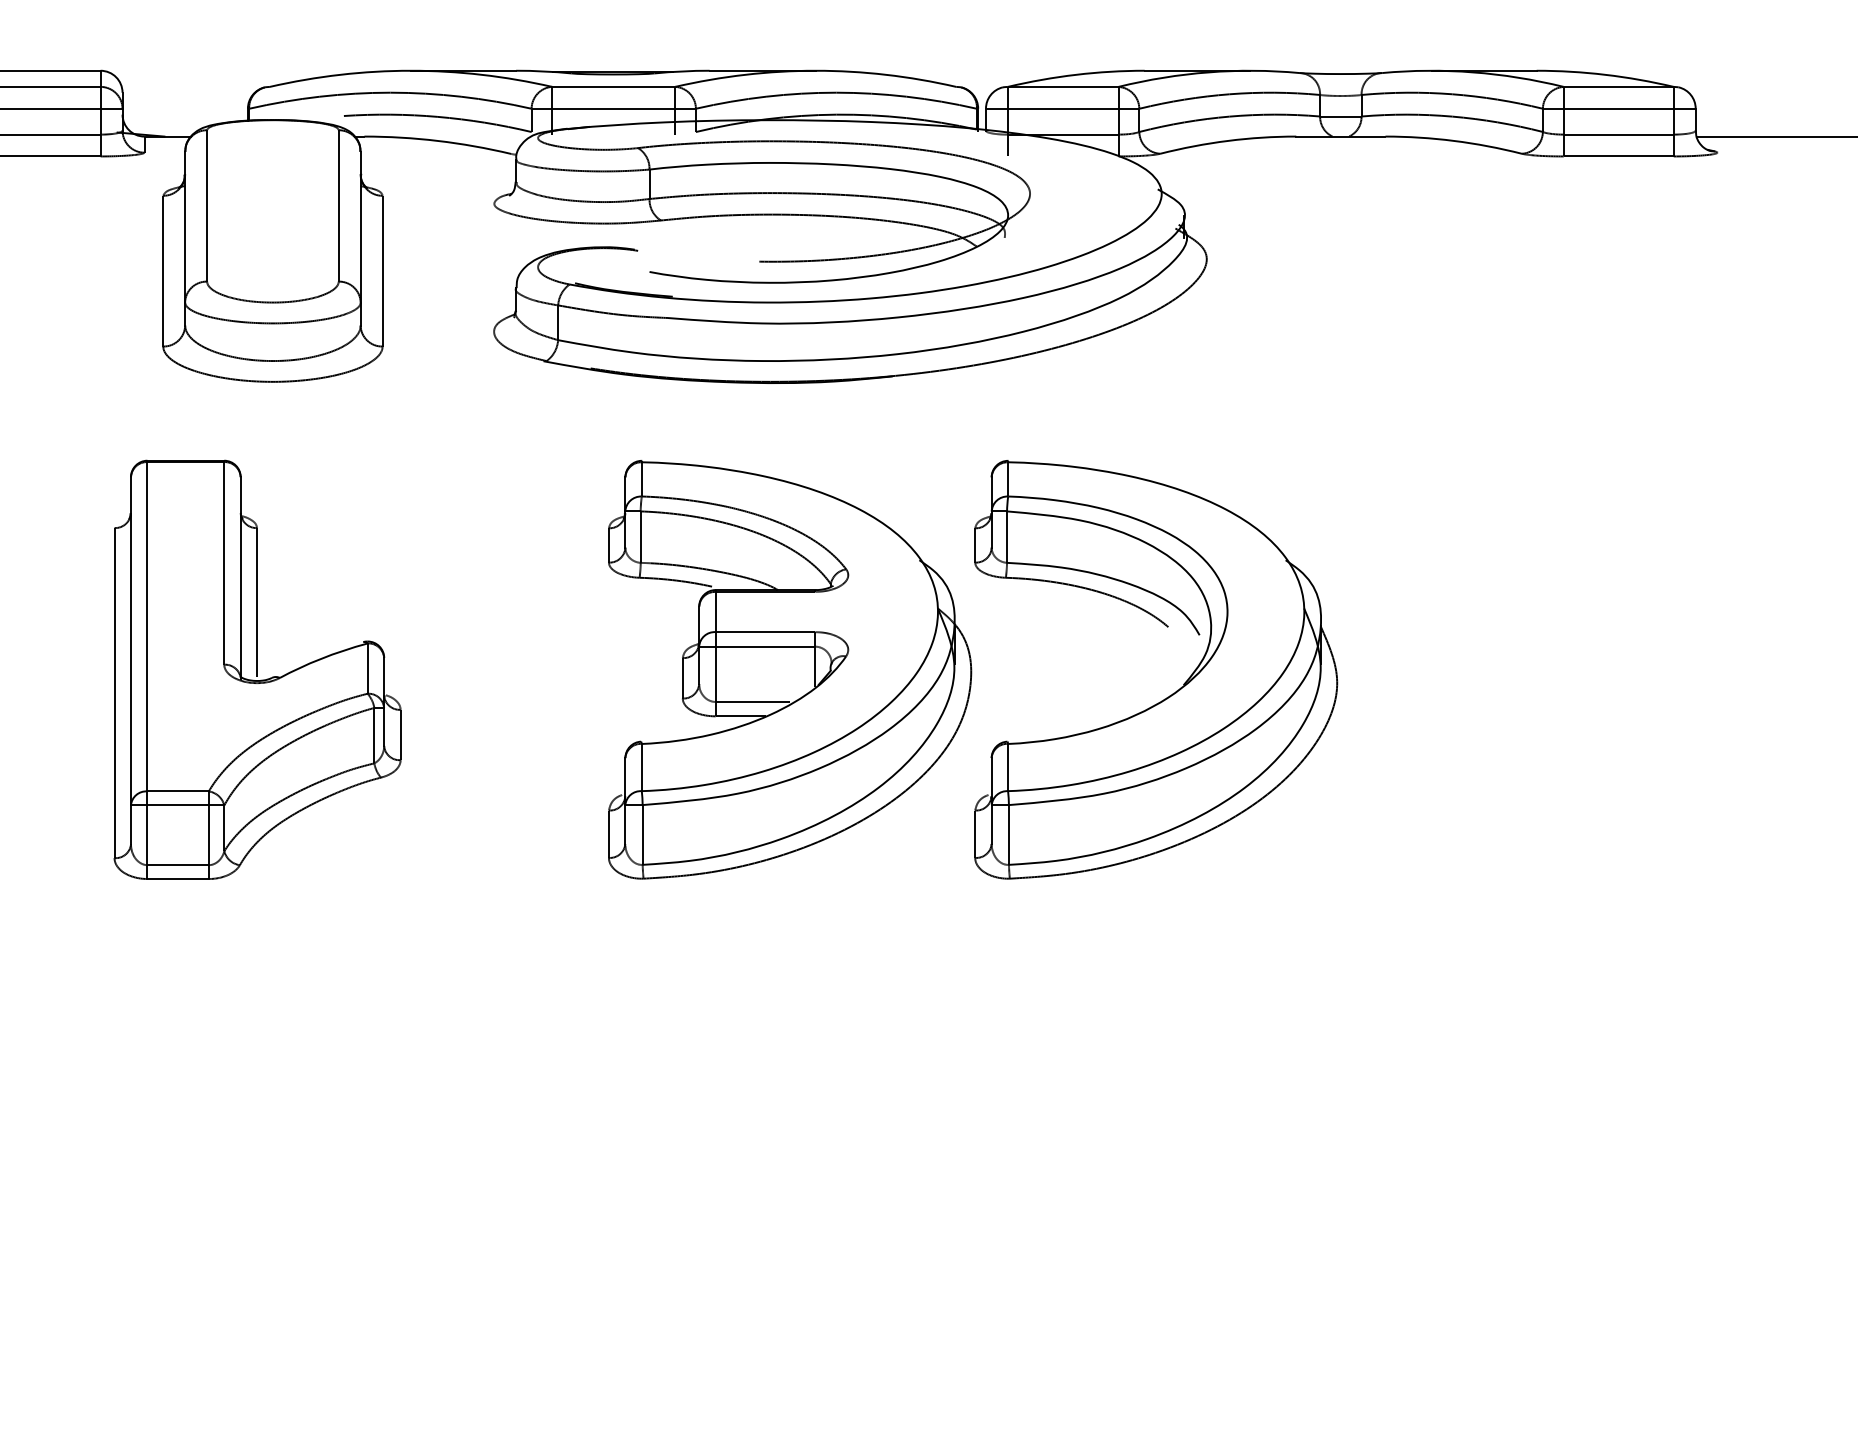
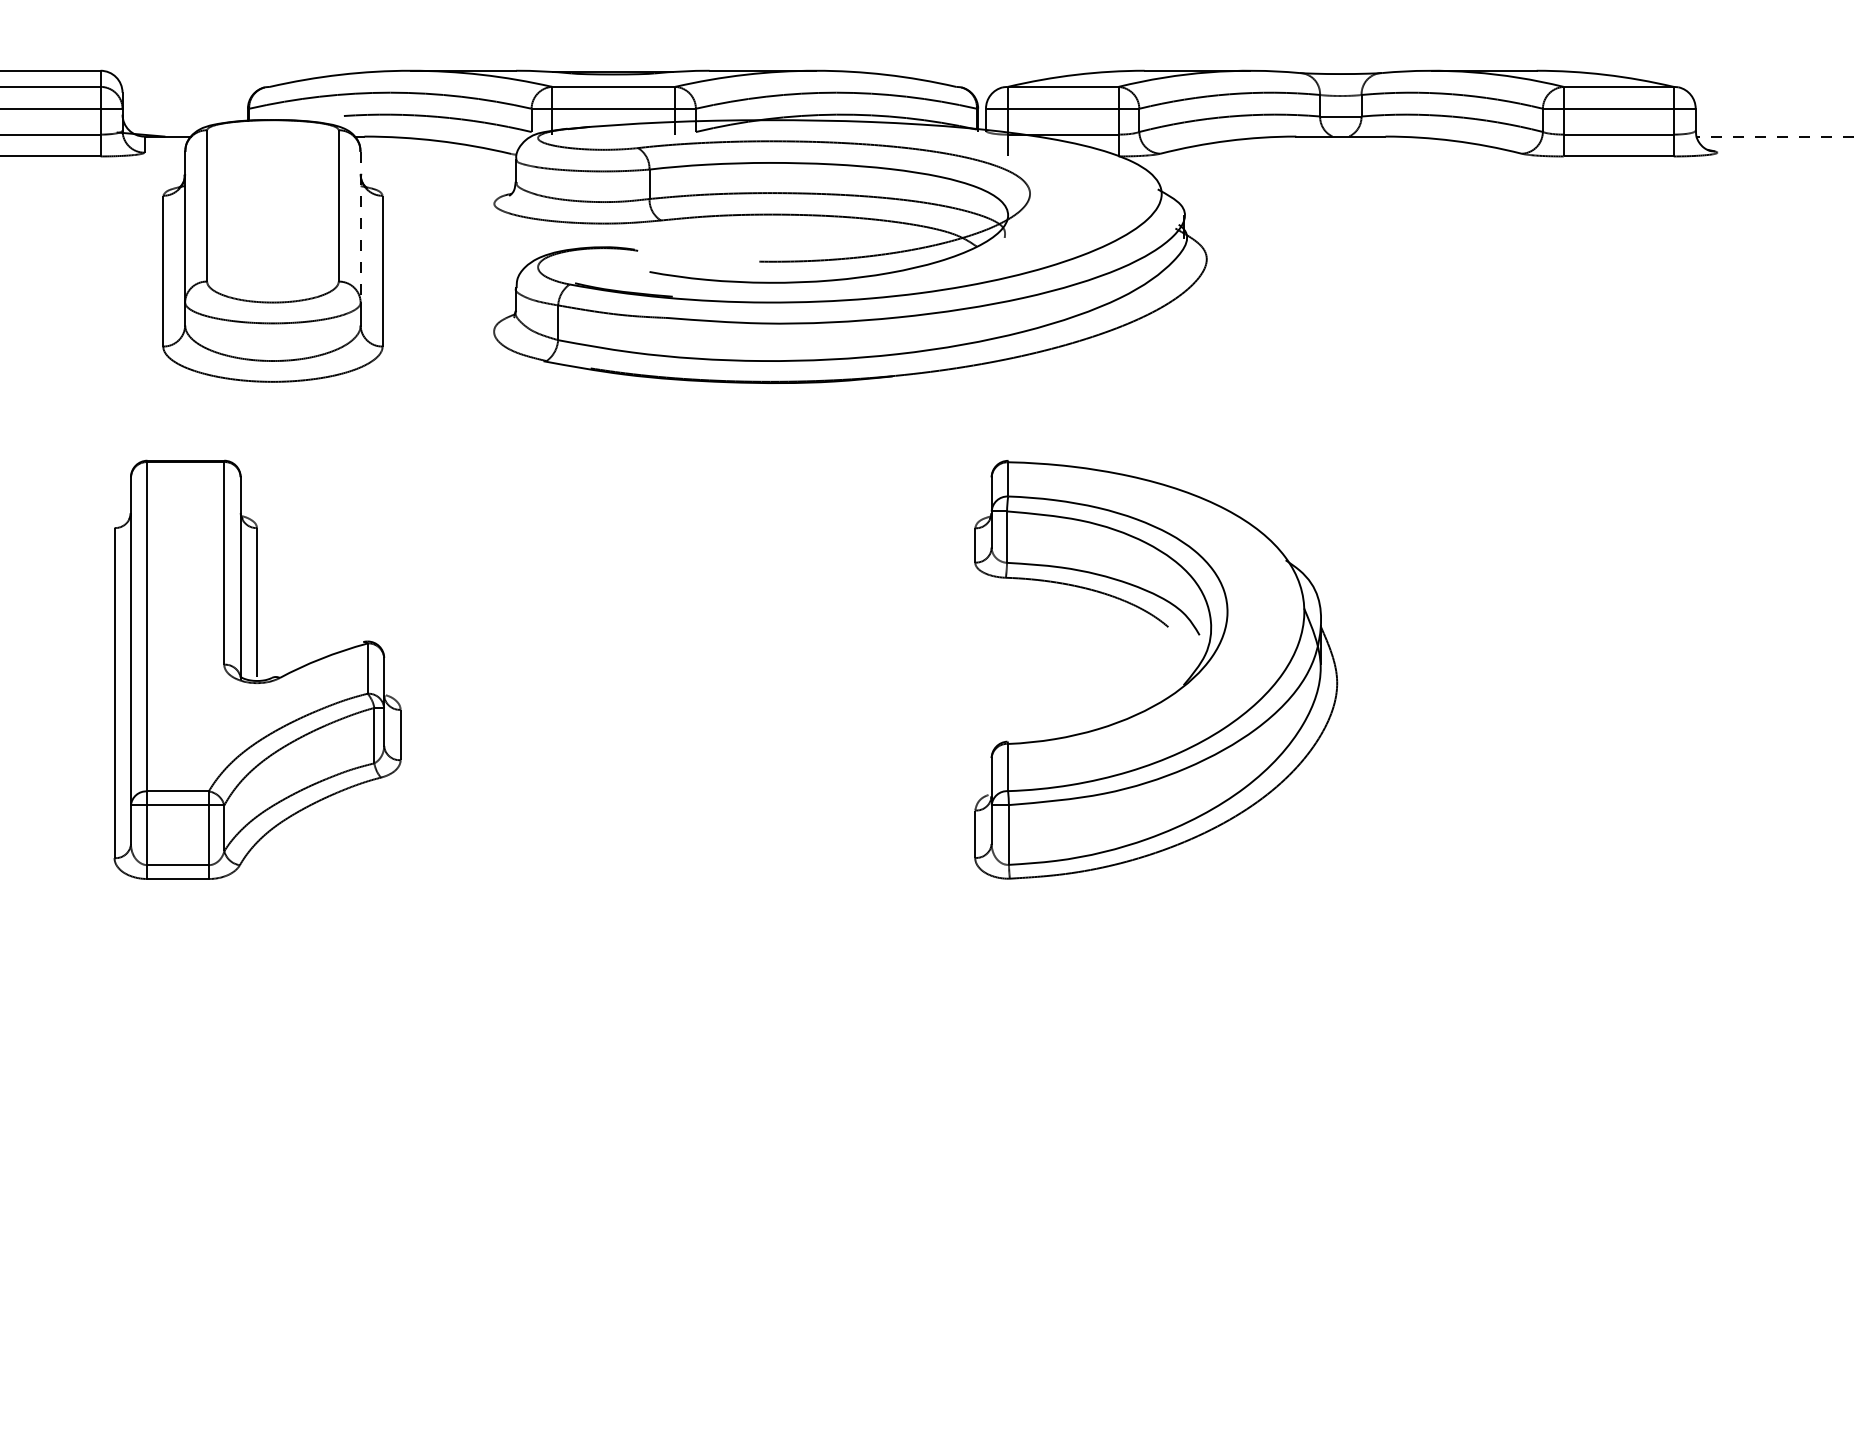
line: solid -> dashed (1776, 136)
line: solid -> dashed (360, 227)
part: present -> none (790, 669)
